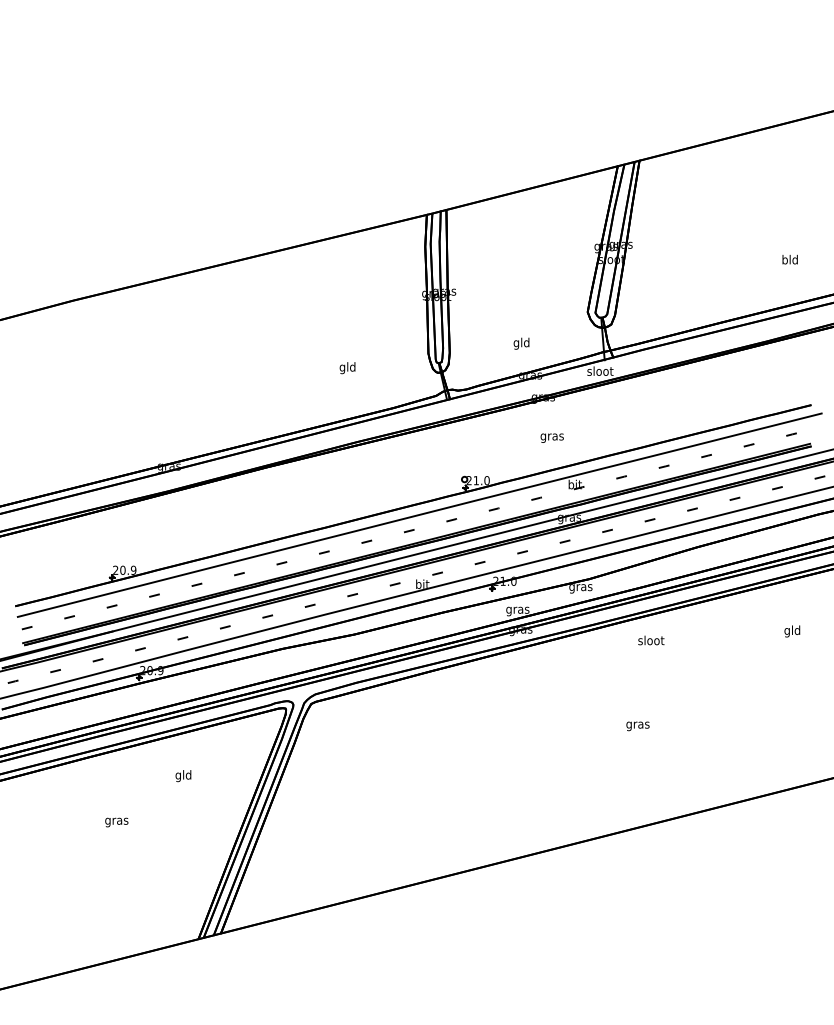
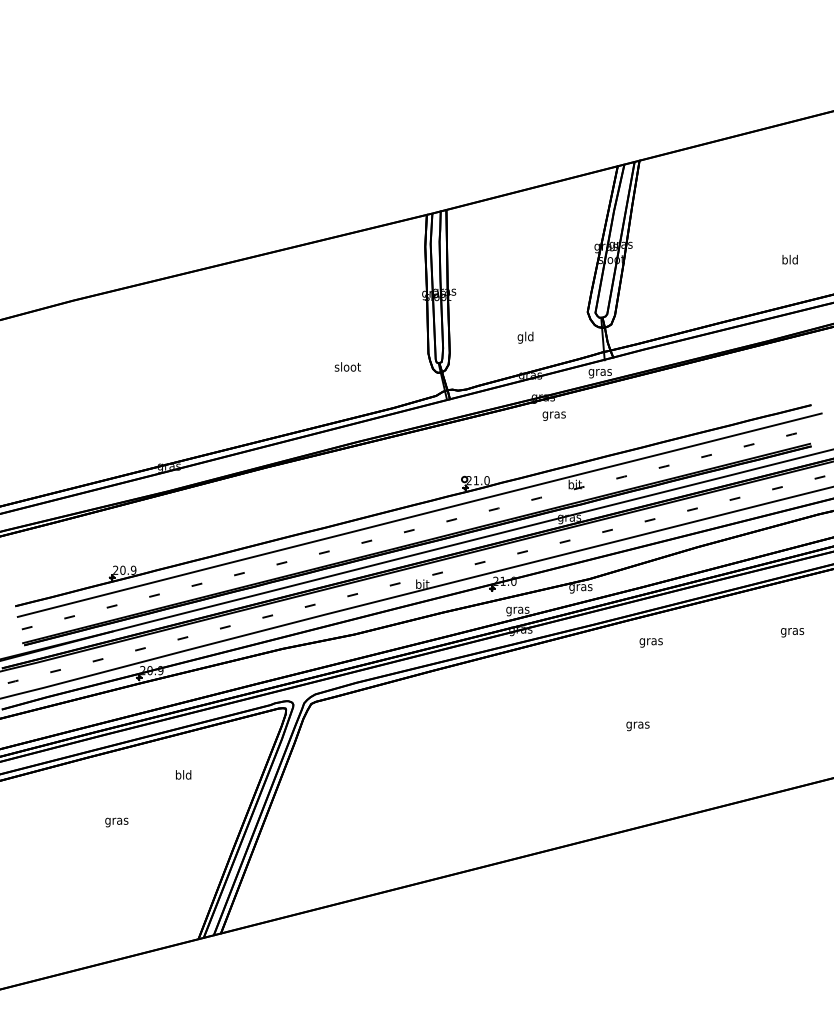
text position: (521, 343) -> (525, 337) (525, 337)
text: gld -> sloot (347, 368)
text: sloot -> gras (600, 372)
text position: (551, 437) -> (553, 415) (553, 415)
text: gld -> gras (792, 631)
text: sloot -> gras (651, 641)
text: gld -> bld (178, 776)
